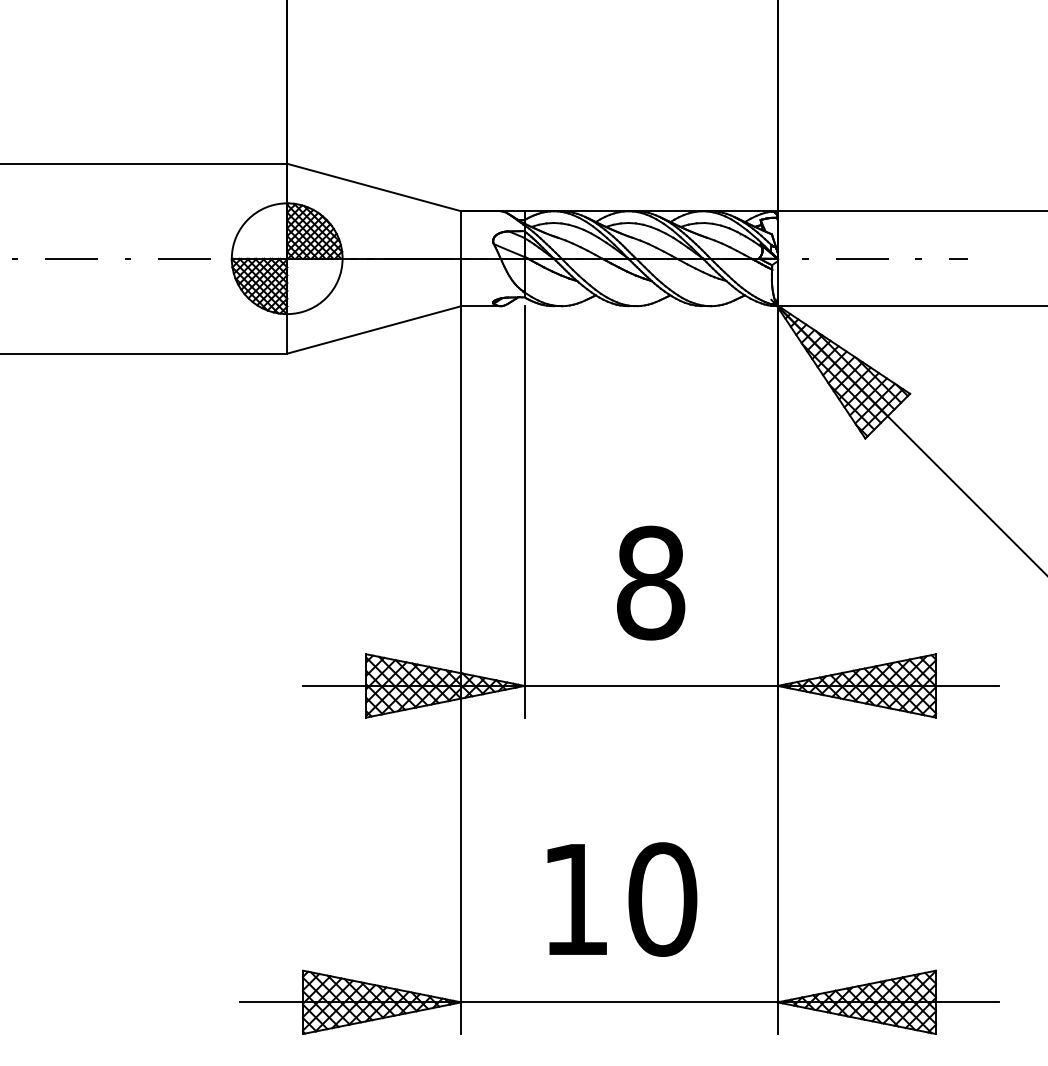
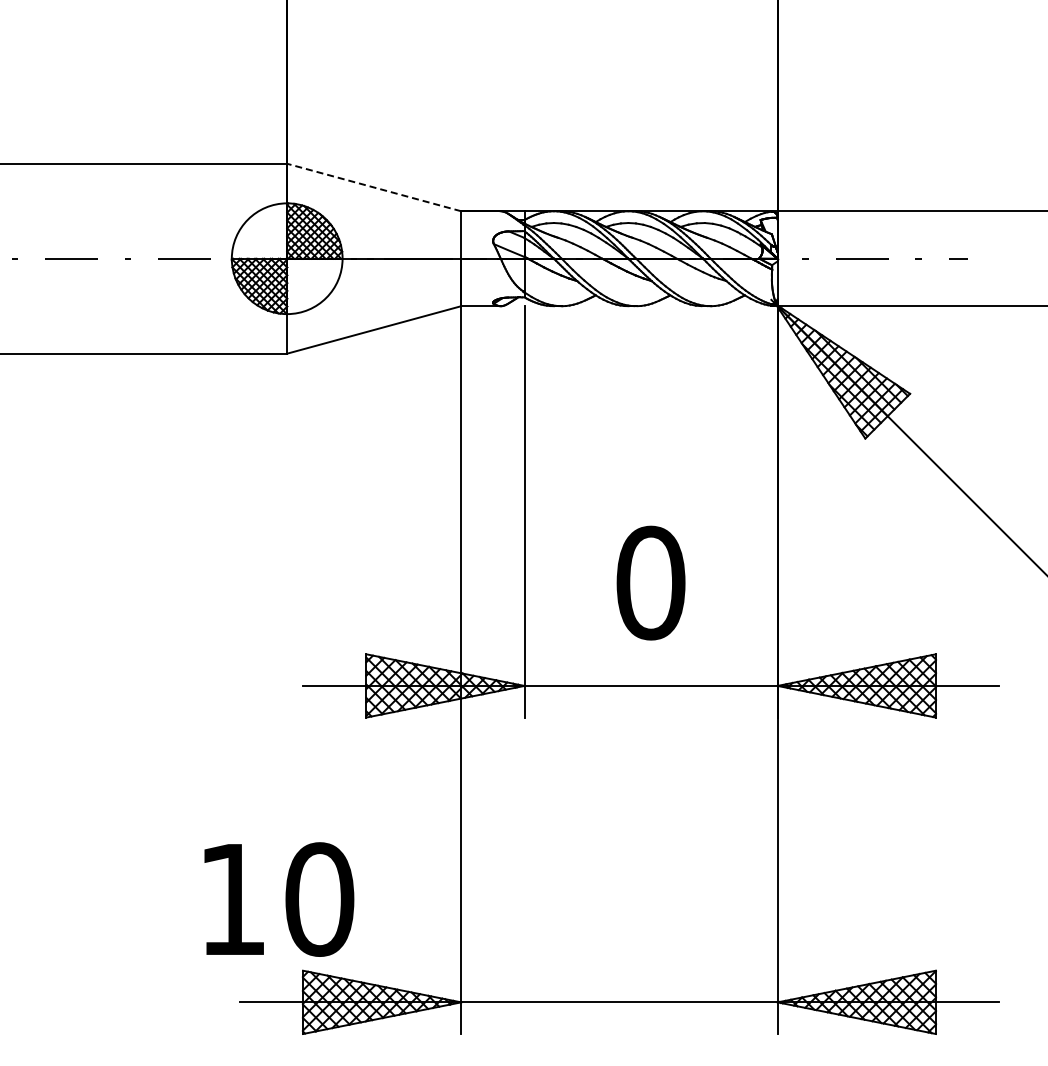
line: solid -> dashed (373, 187)
text: 8 -> 0 (650, 583)
text position: (622, 899) -> (279, 899) (279, 899)
